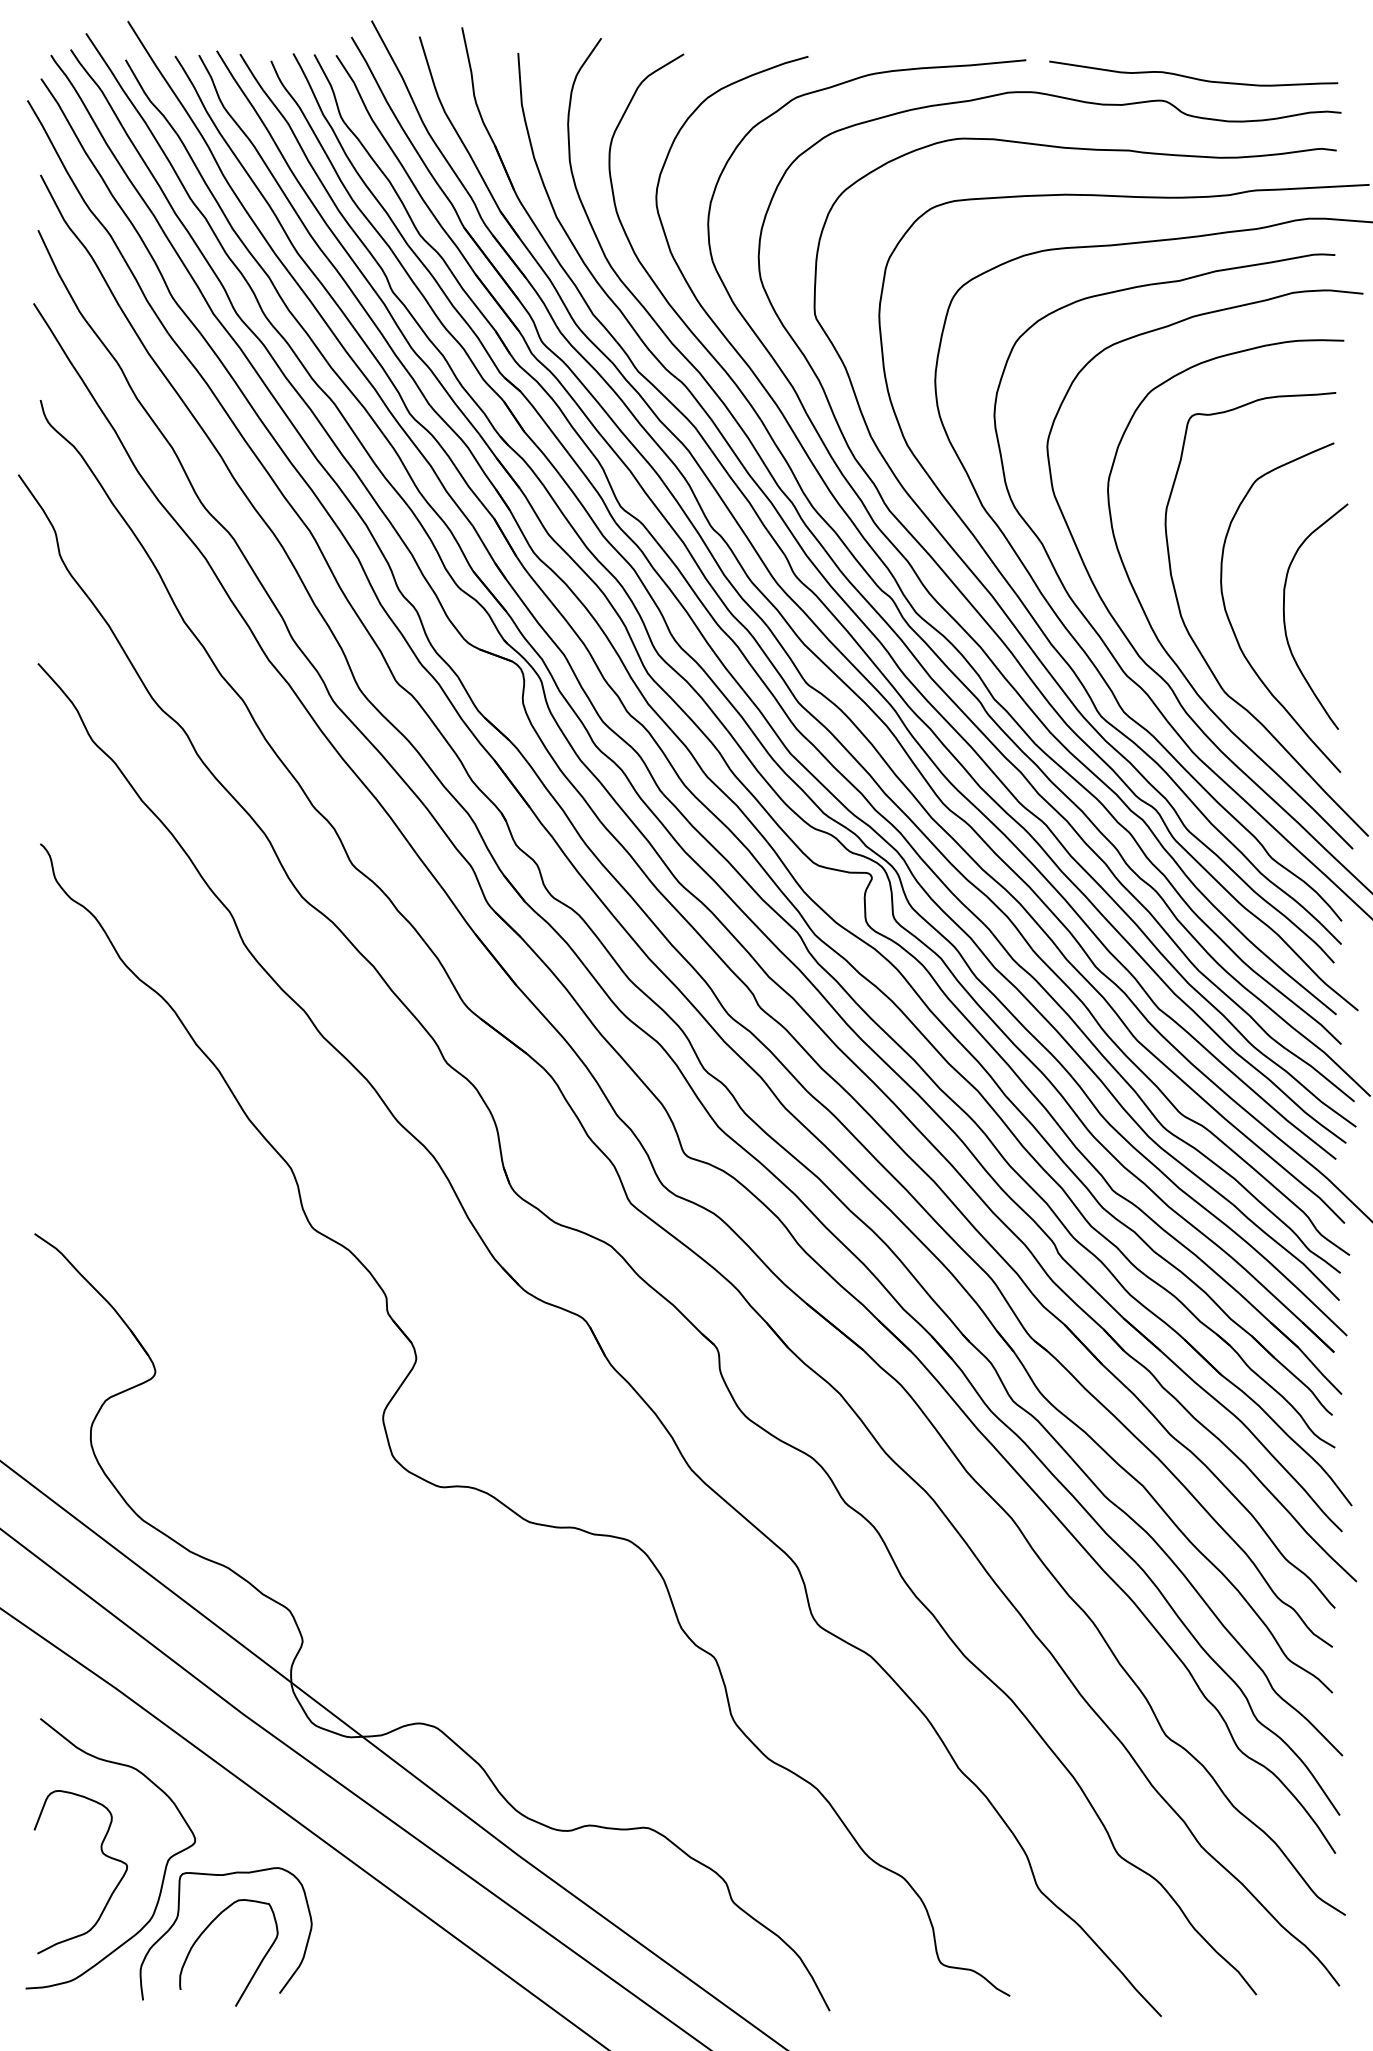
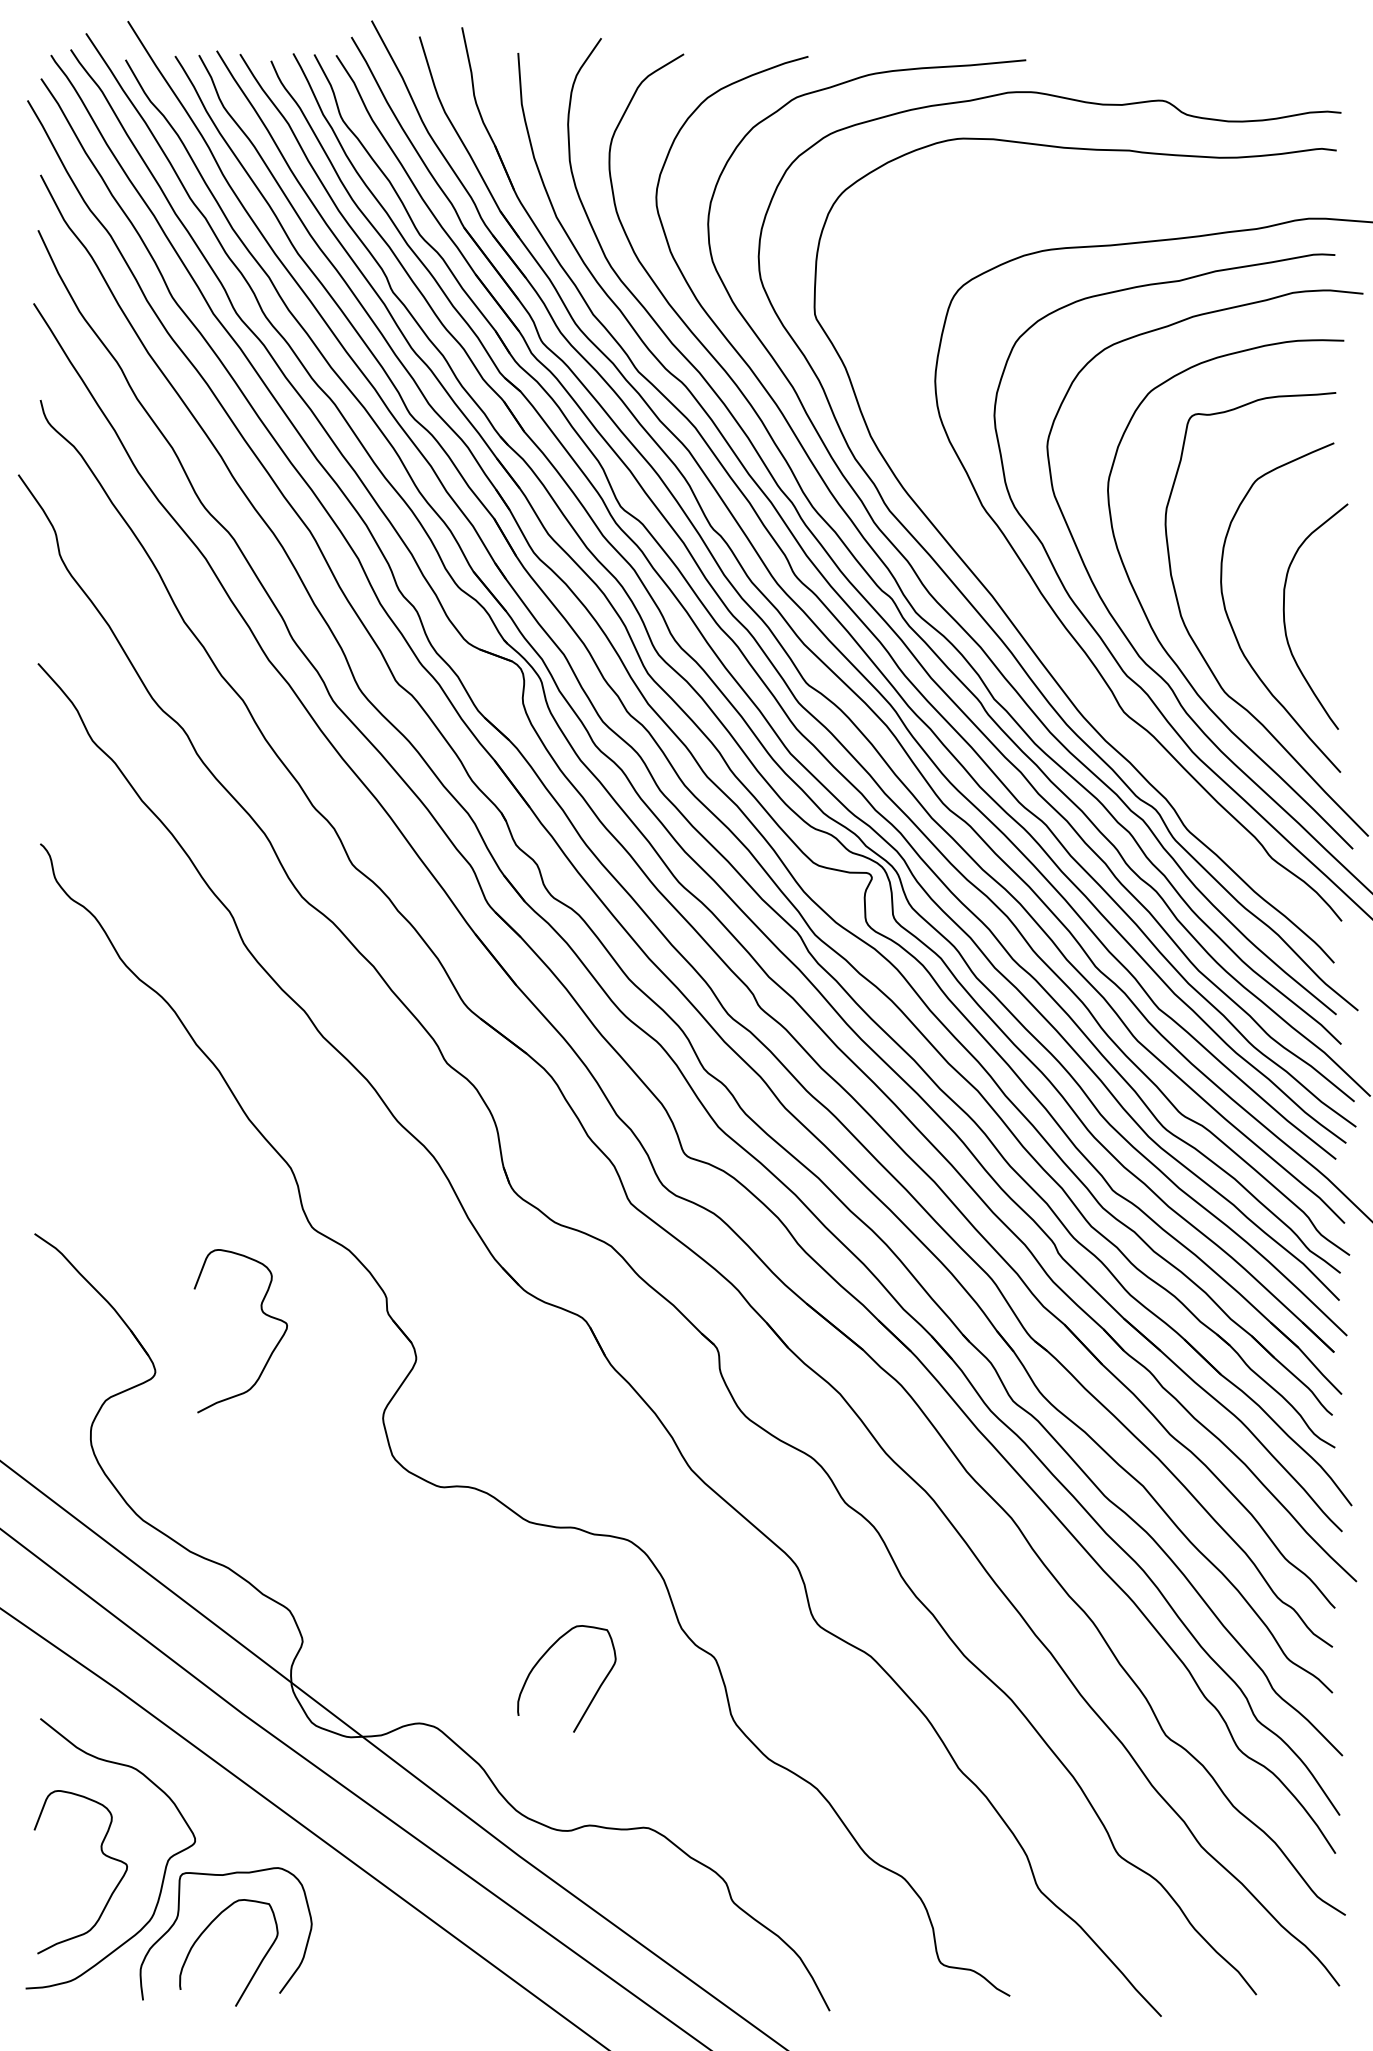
curve: present -> none (1193, 77)
curve: present -> none (1037, 622)
curve: none -> present (261, 1311)
curve: none -> present (542, 1658)
